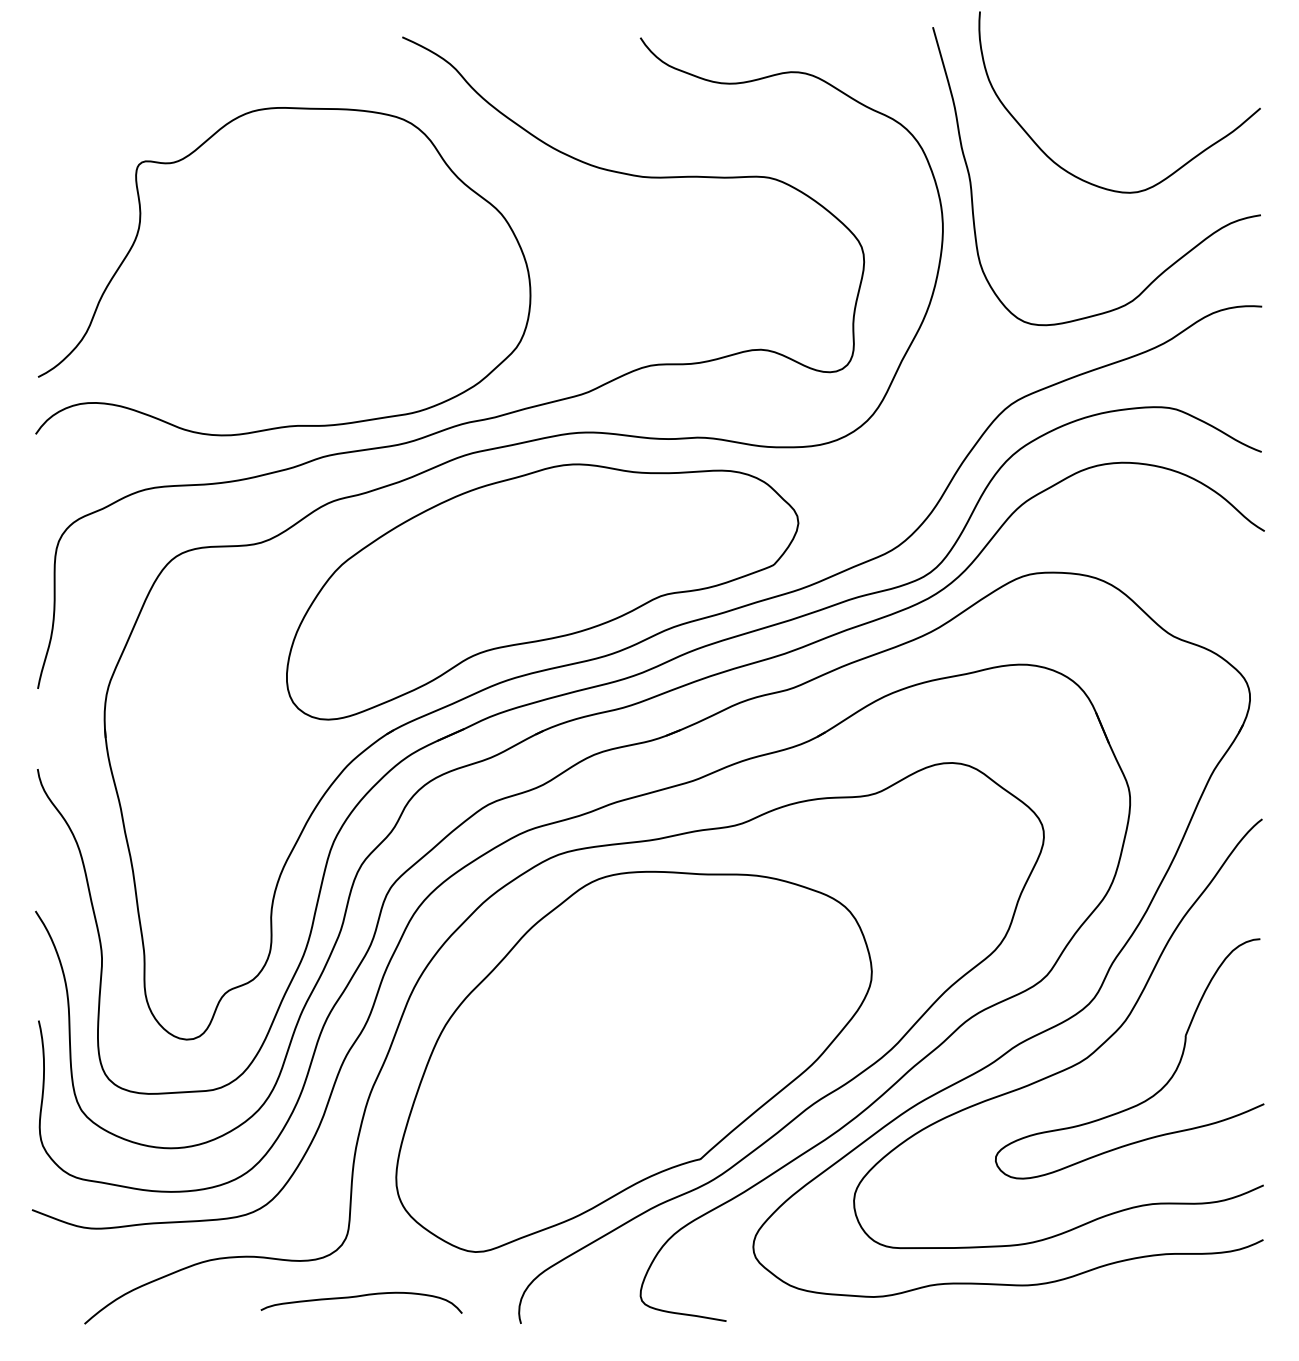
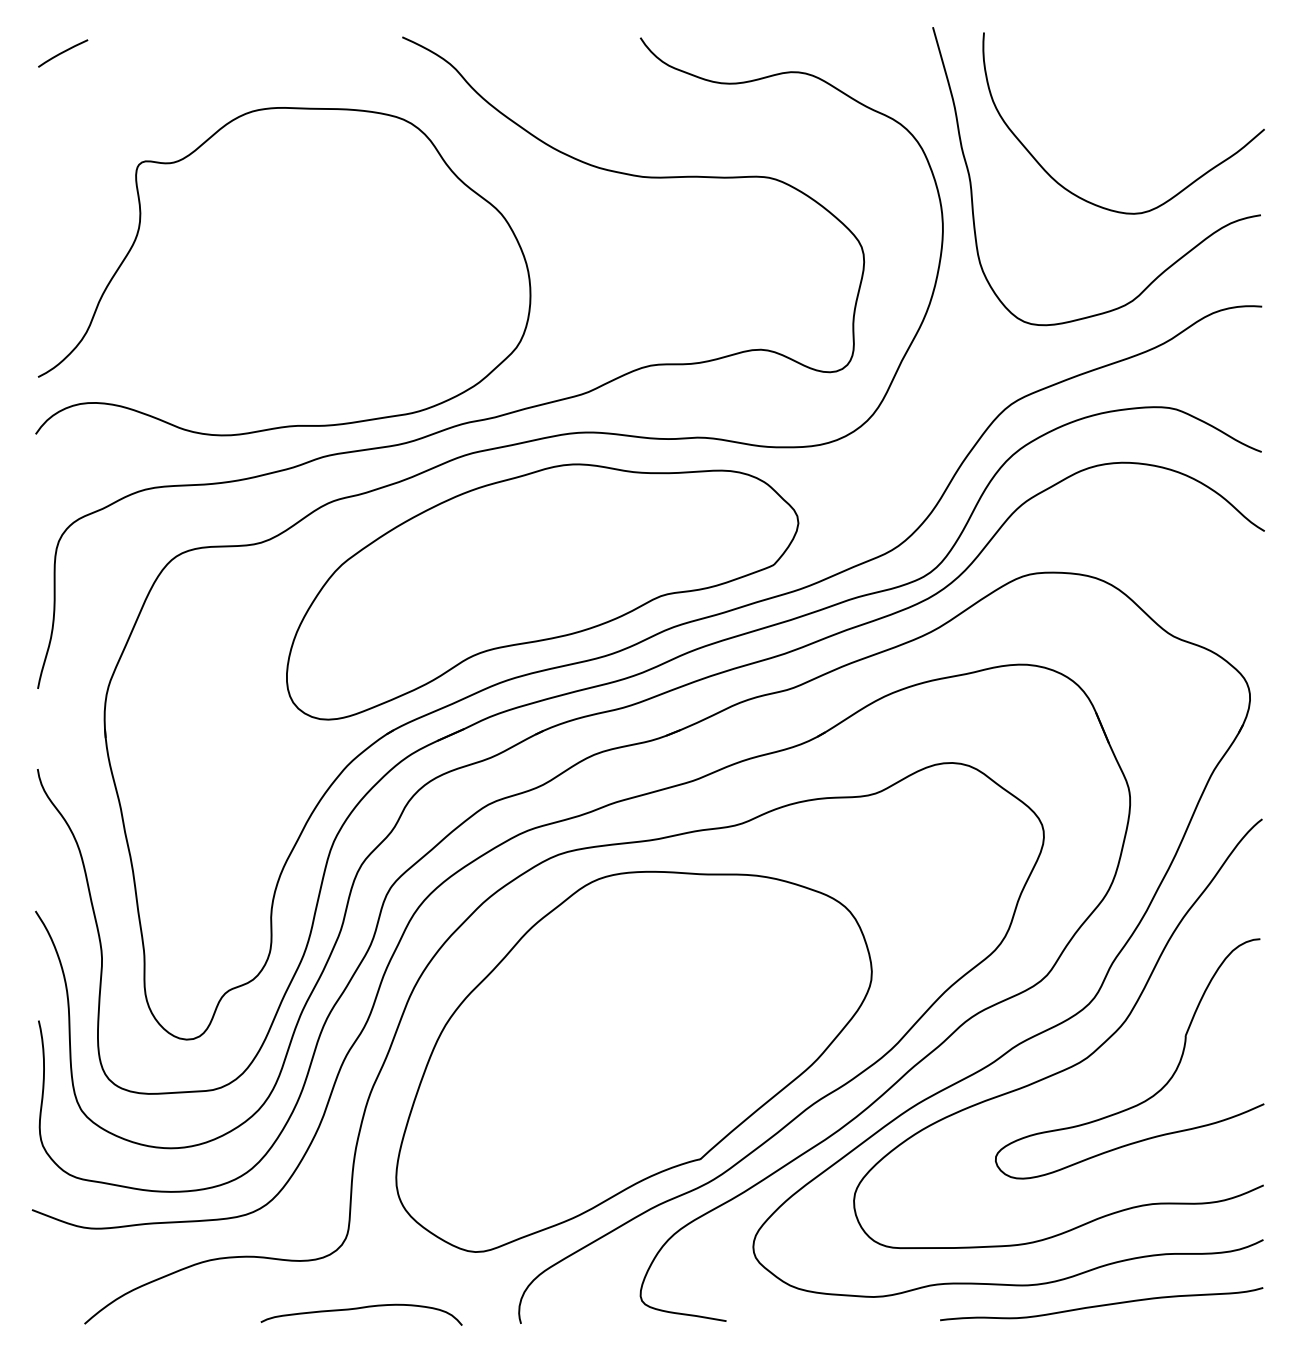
curve: none -> present (63, 53)
curve position: (1086, 180) -> (1090, 201) (1090, 201)
curve position: (358, 1297) -> (358, 1309) (358, 1309)
curve: none -> present (1101, 1304)
